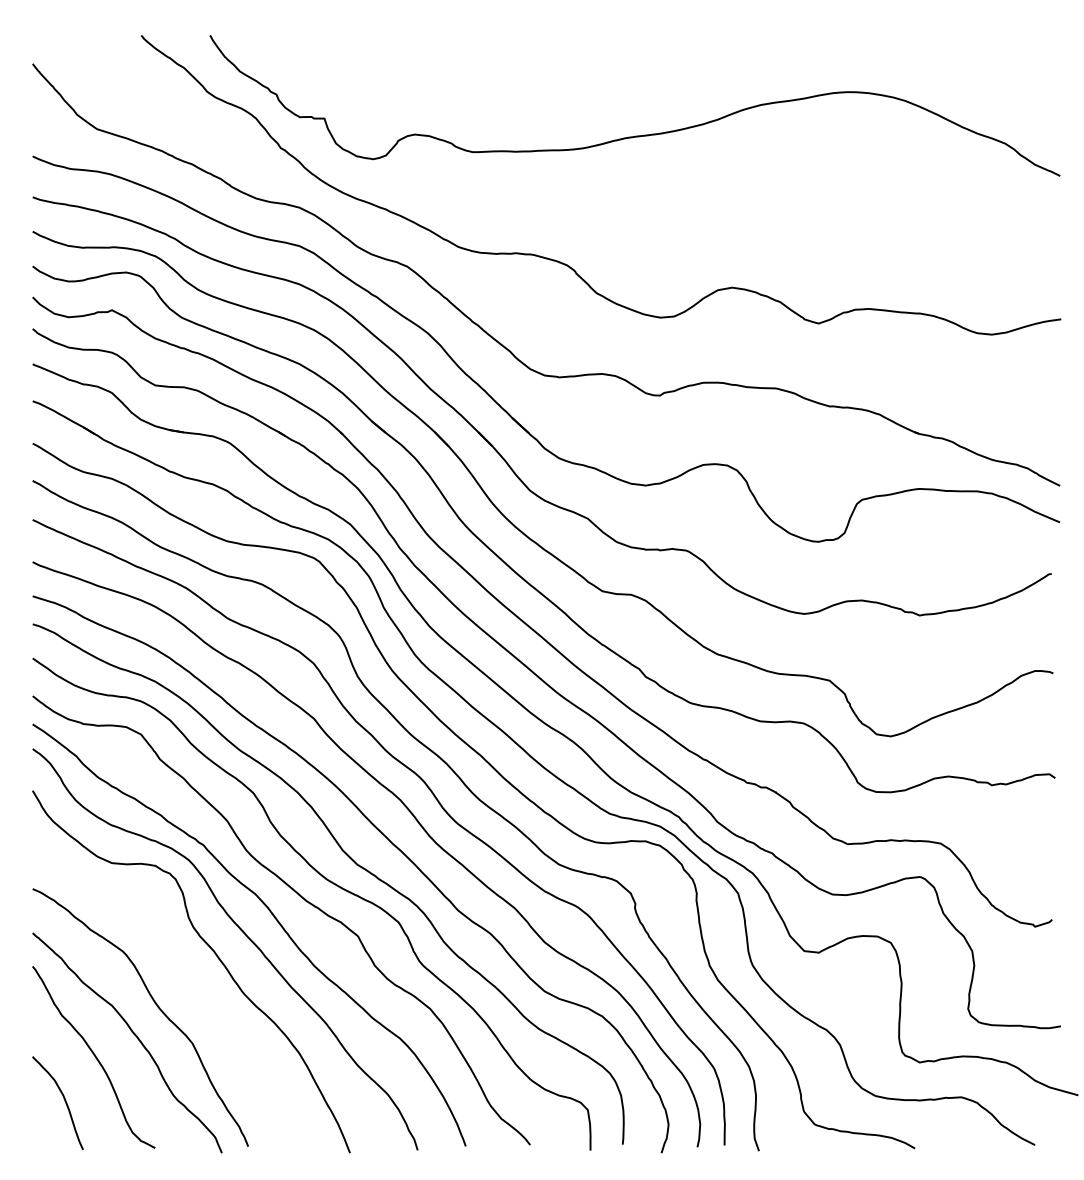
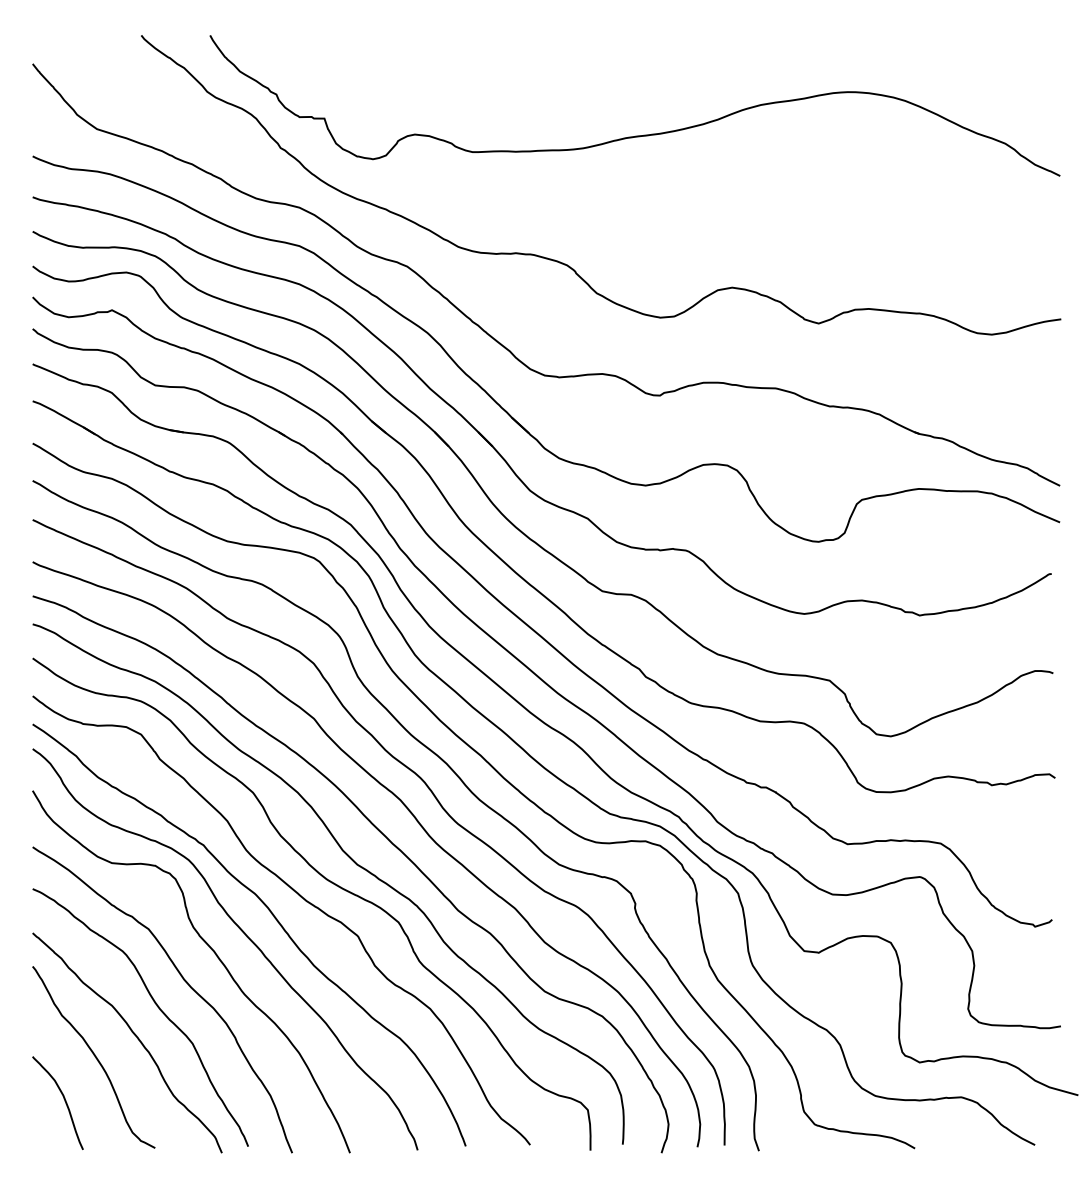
curve: none -> present (183, 980)
